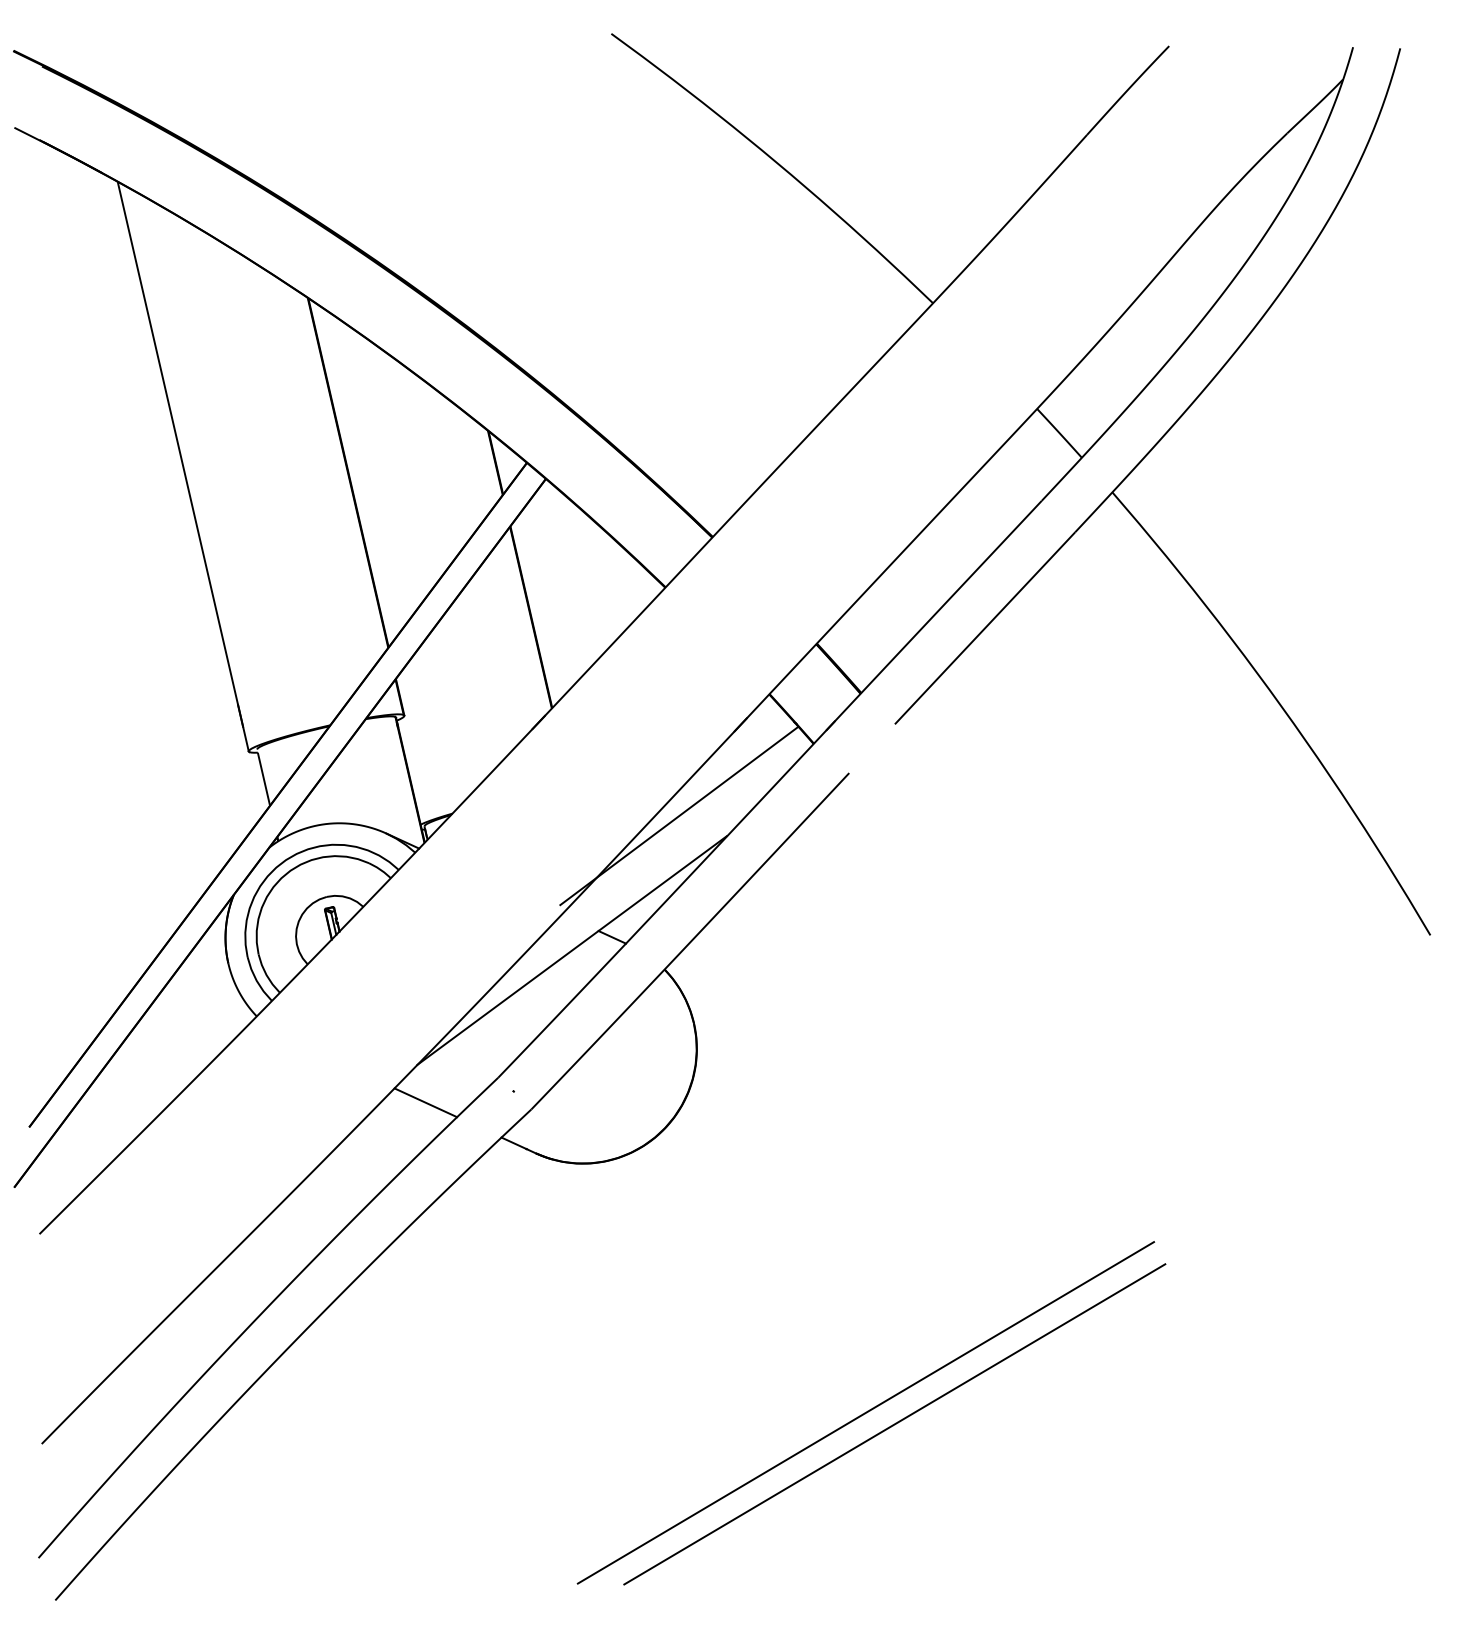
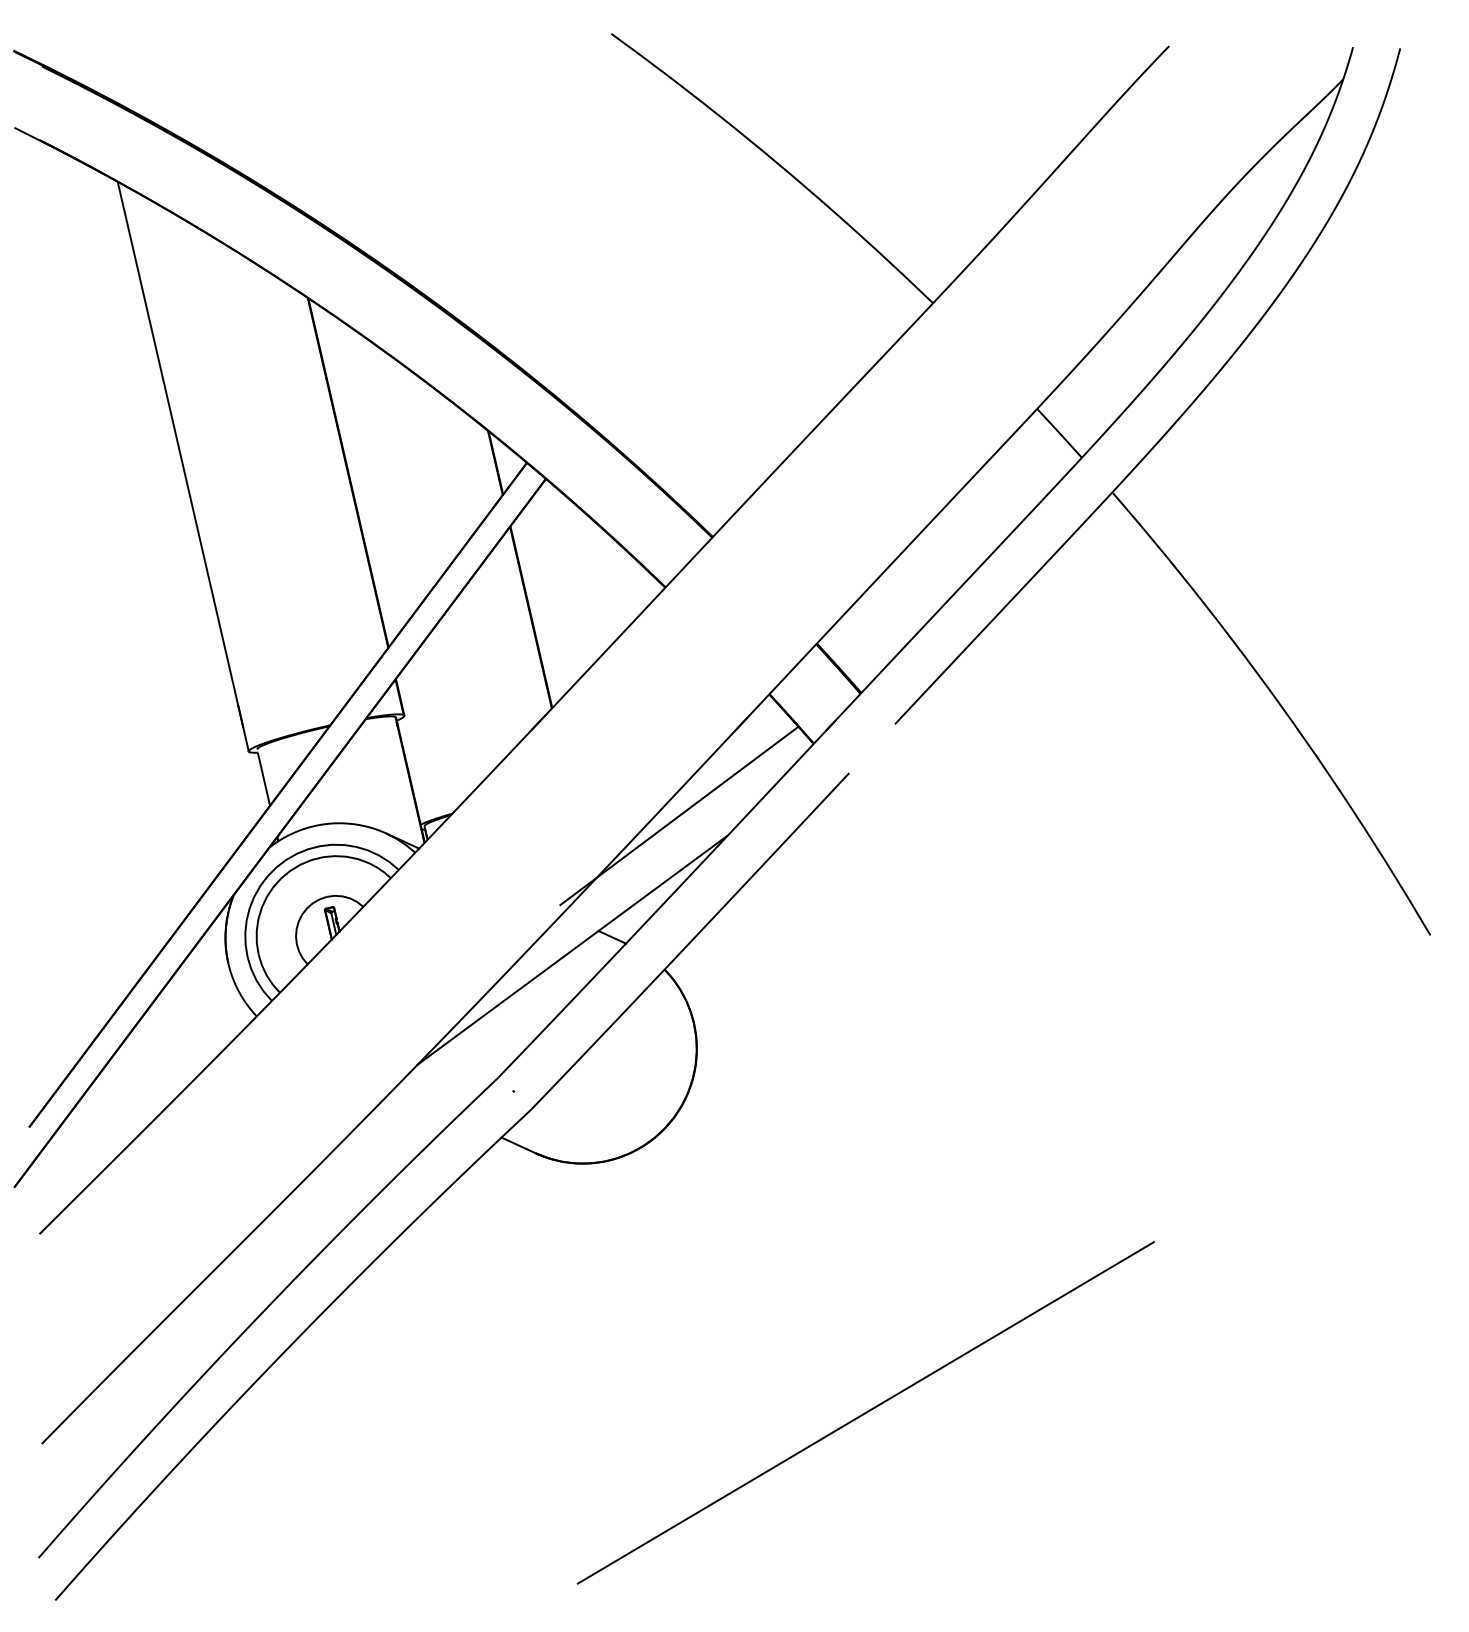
line: present -> none (425, 1102)
line: present -> none (894, 1424)
